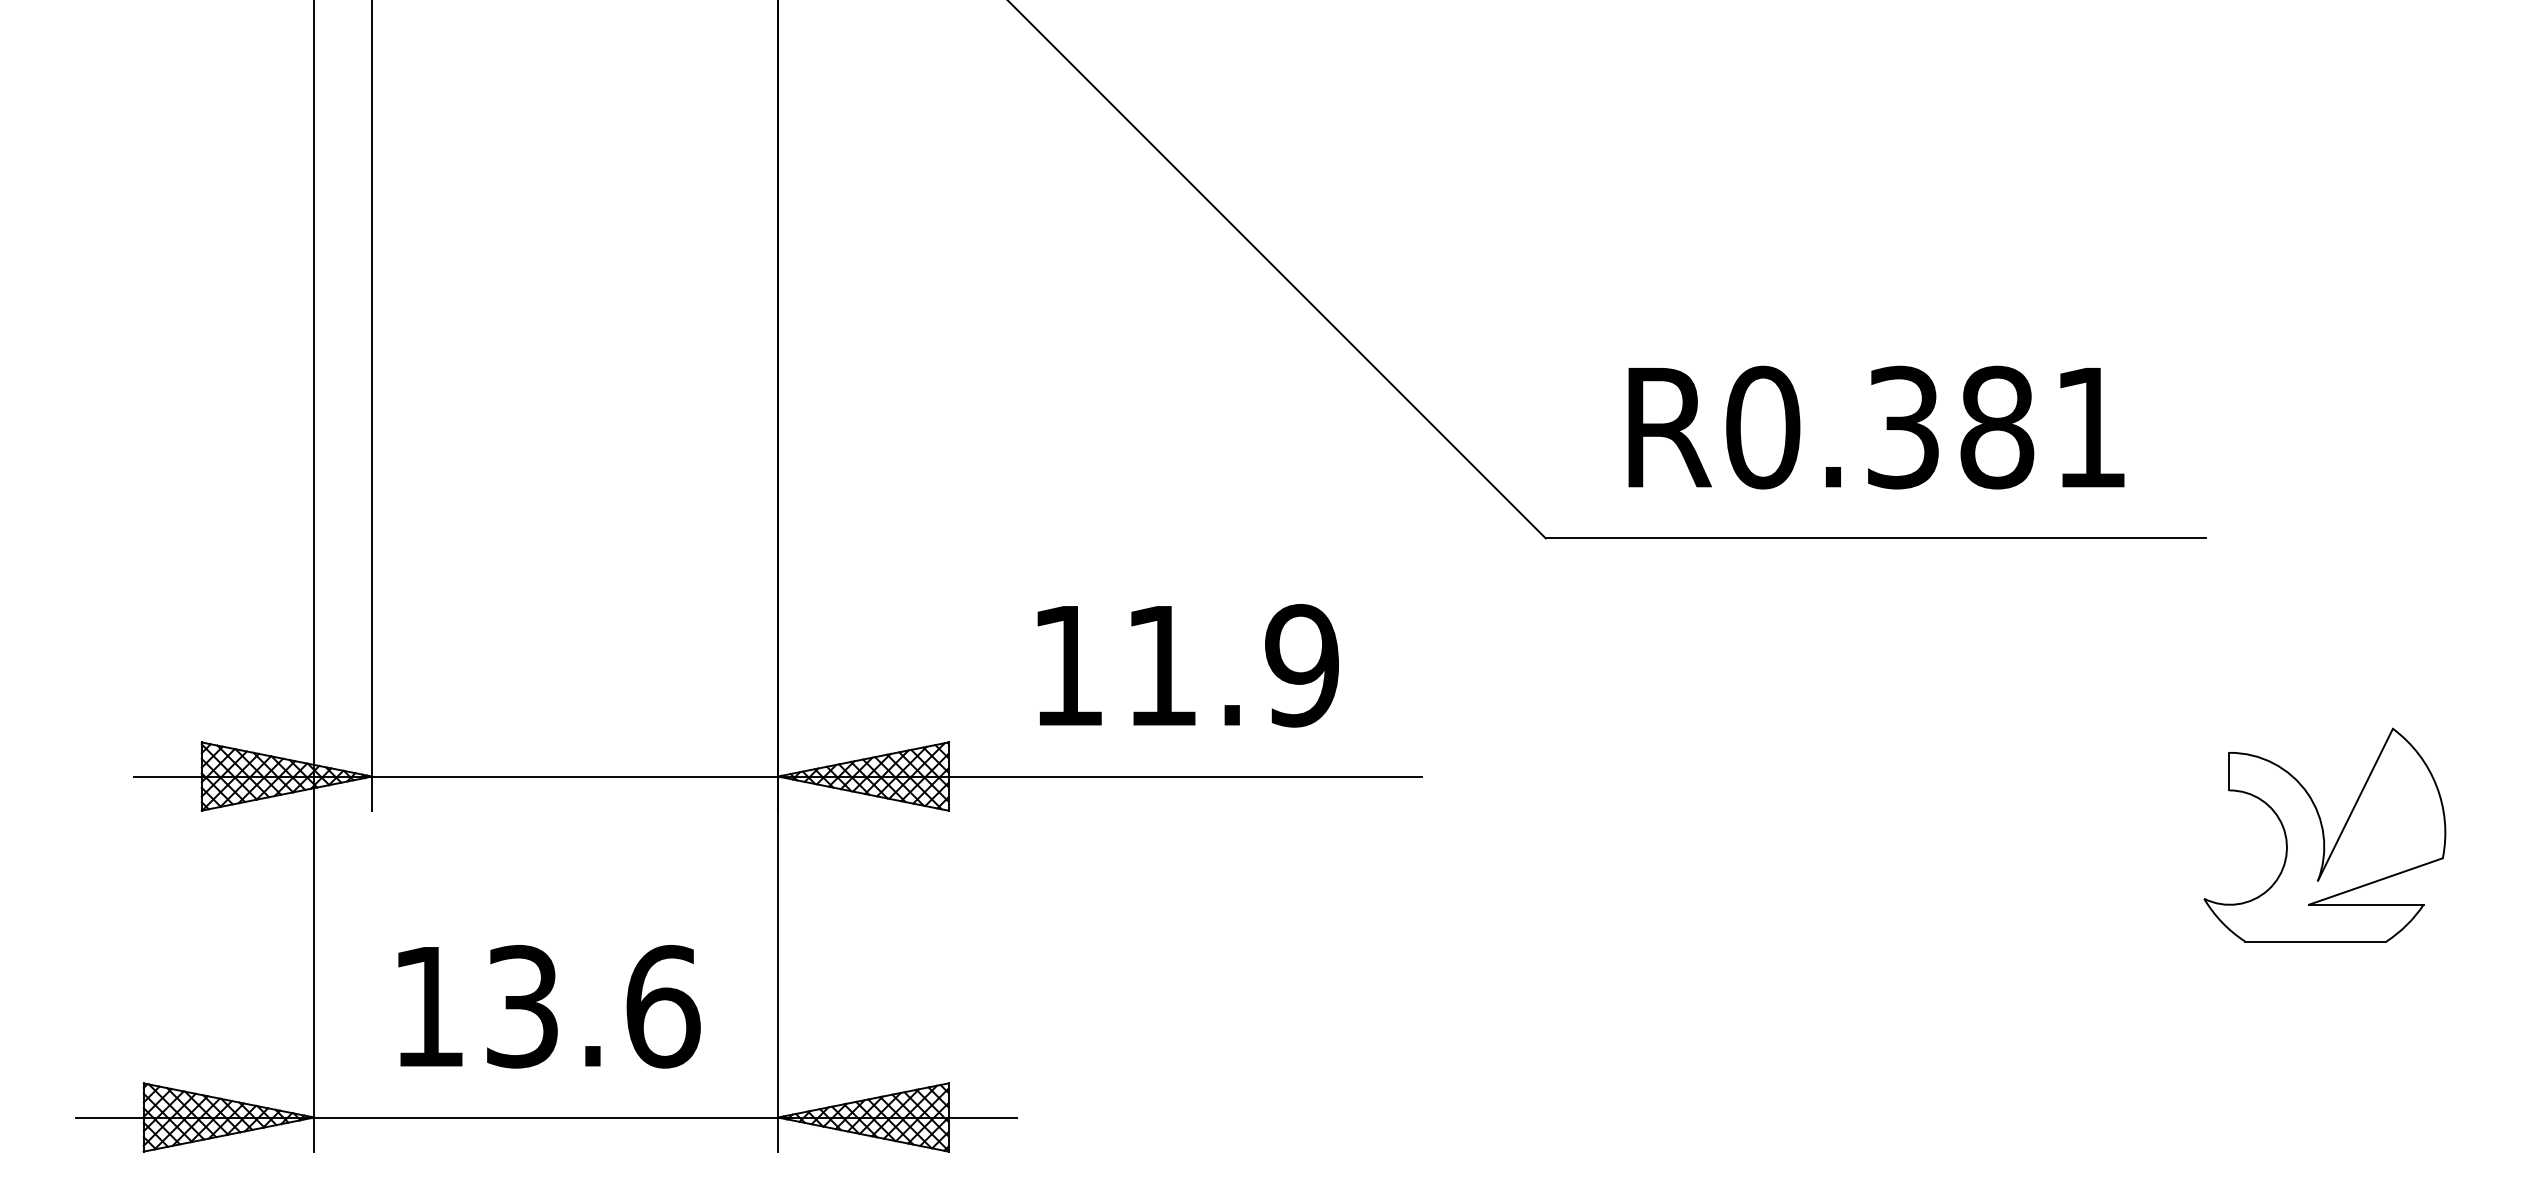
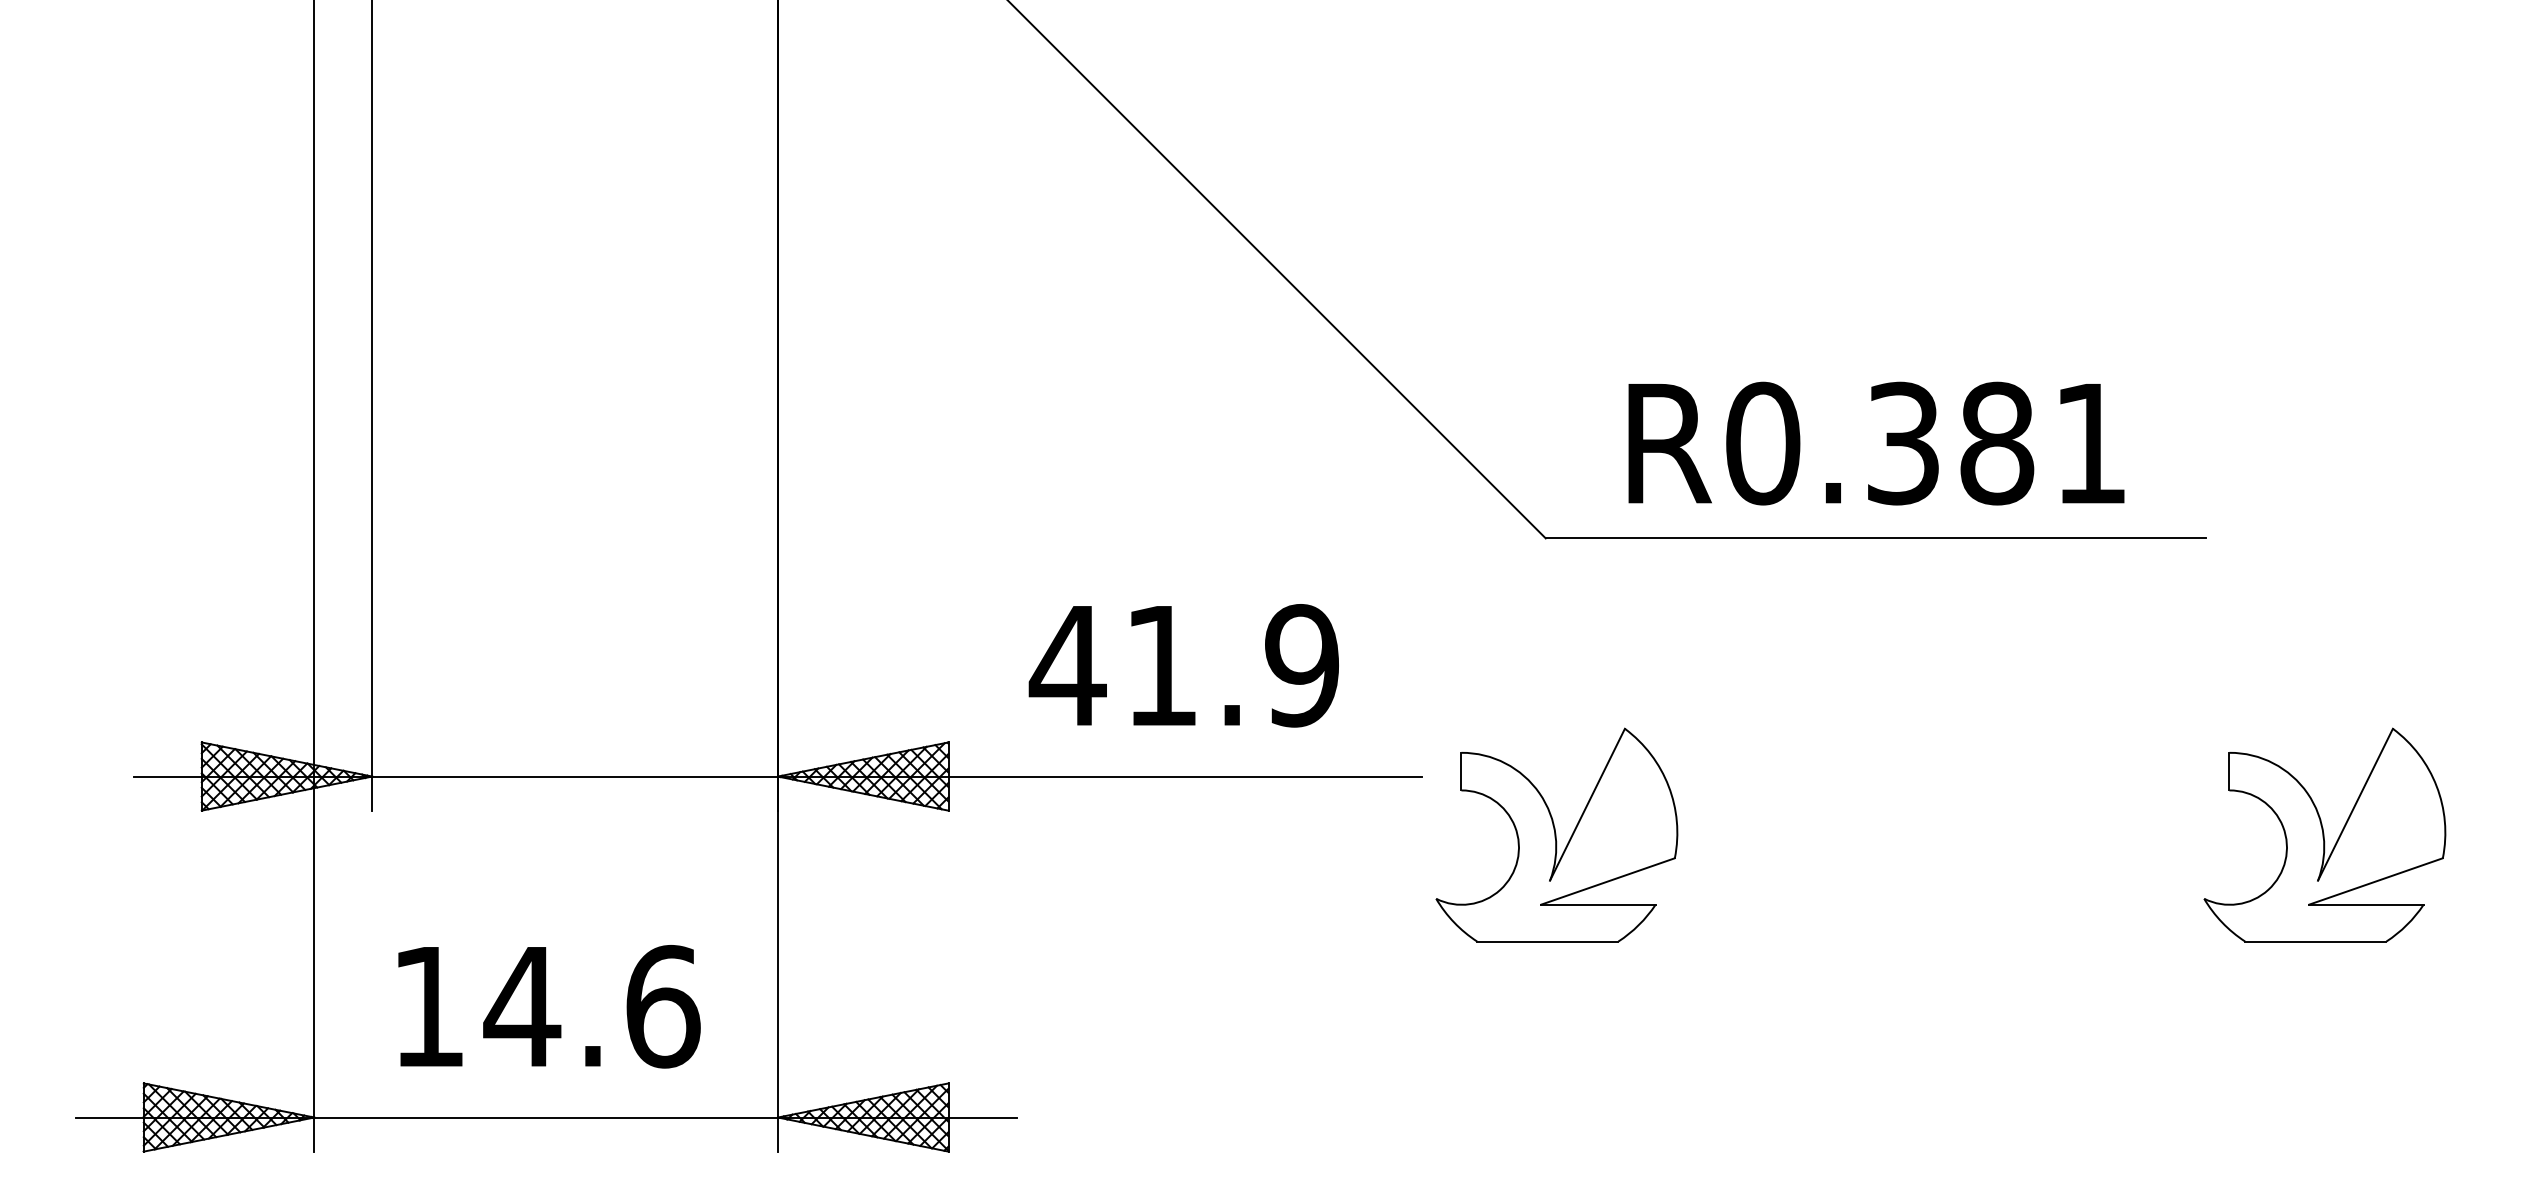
text position: (1876, 427) -> (1876, 443) (1876, 443)
text: 11.9 -> 41.9 (1067, 665)
part: none -> present (1556, 834)
text: 13.6 -> 14.6 (522, 1006)
